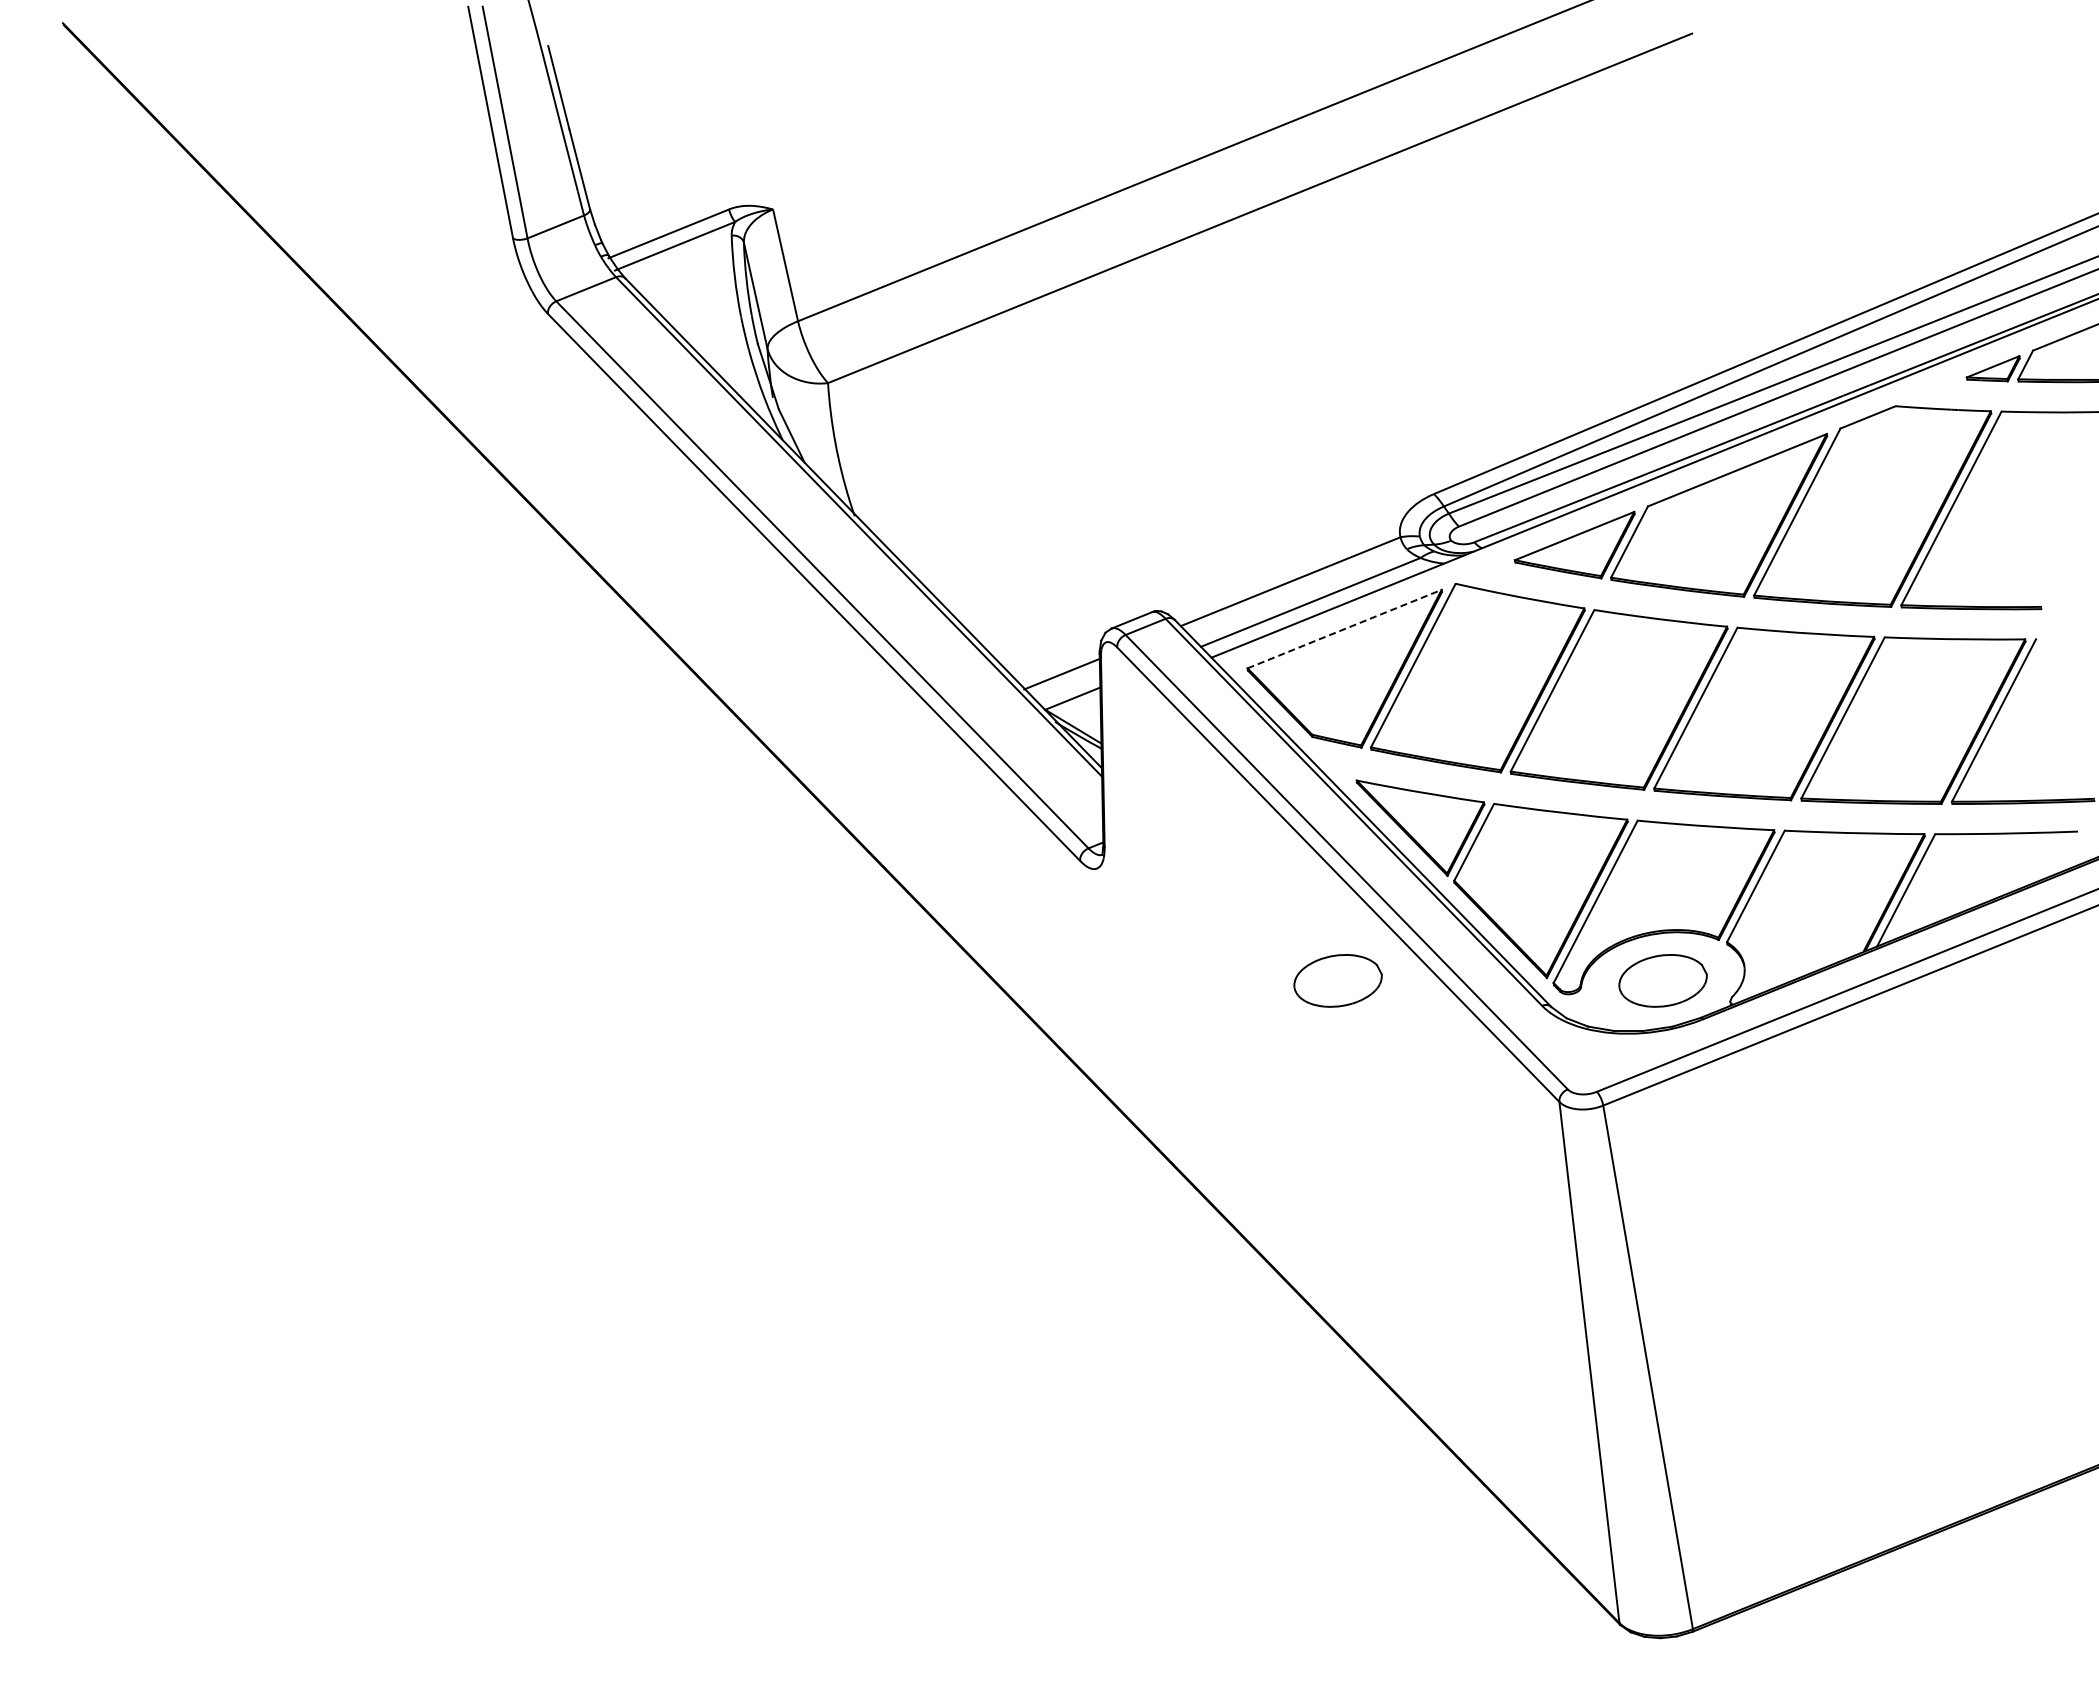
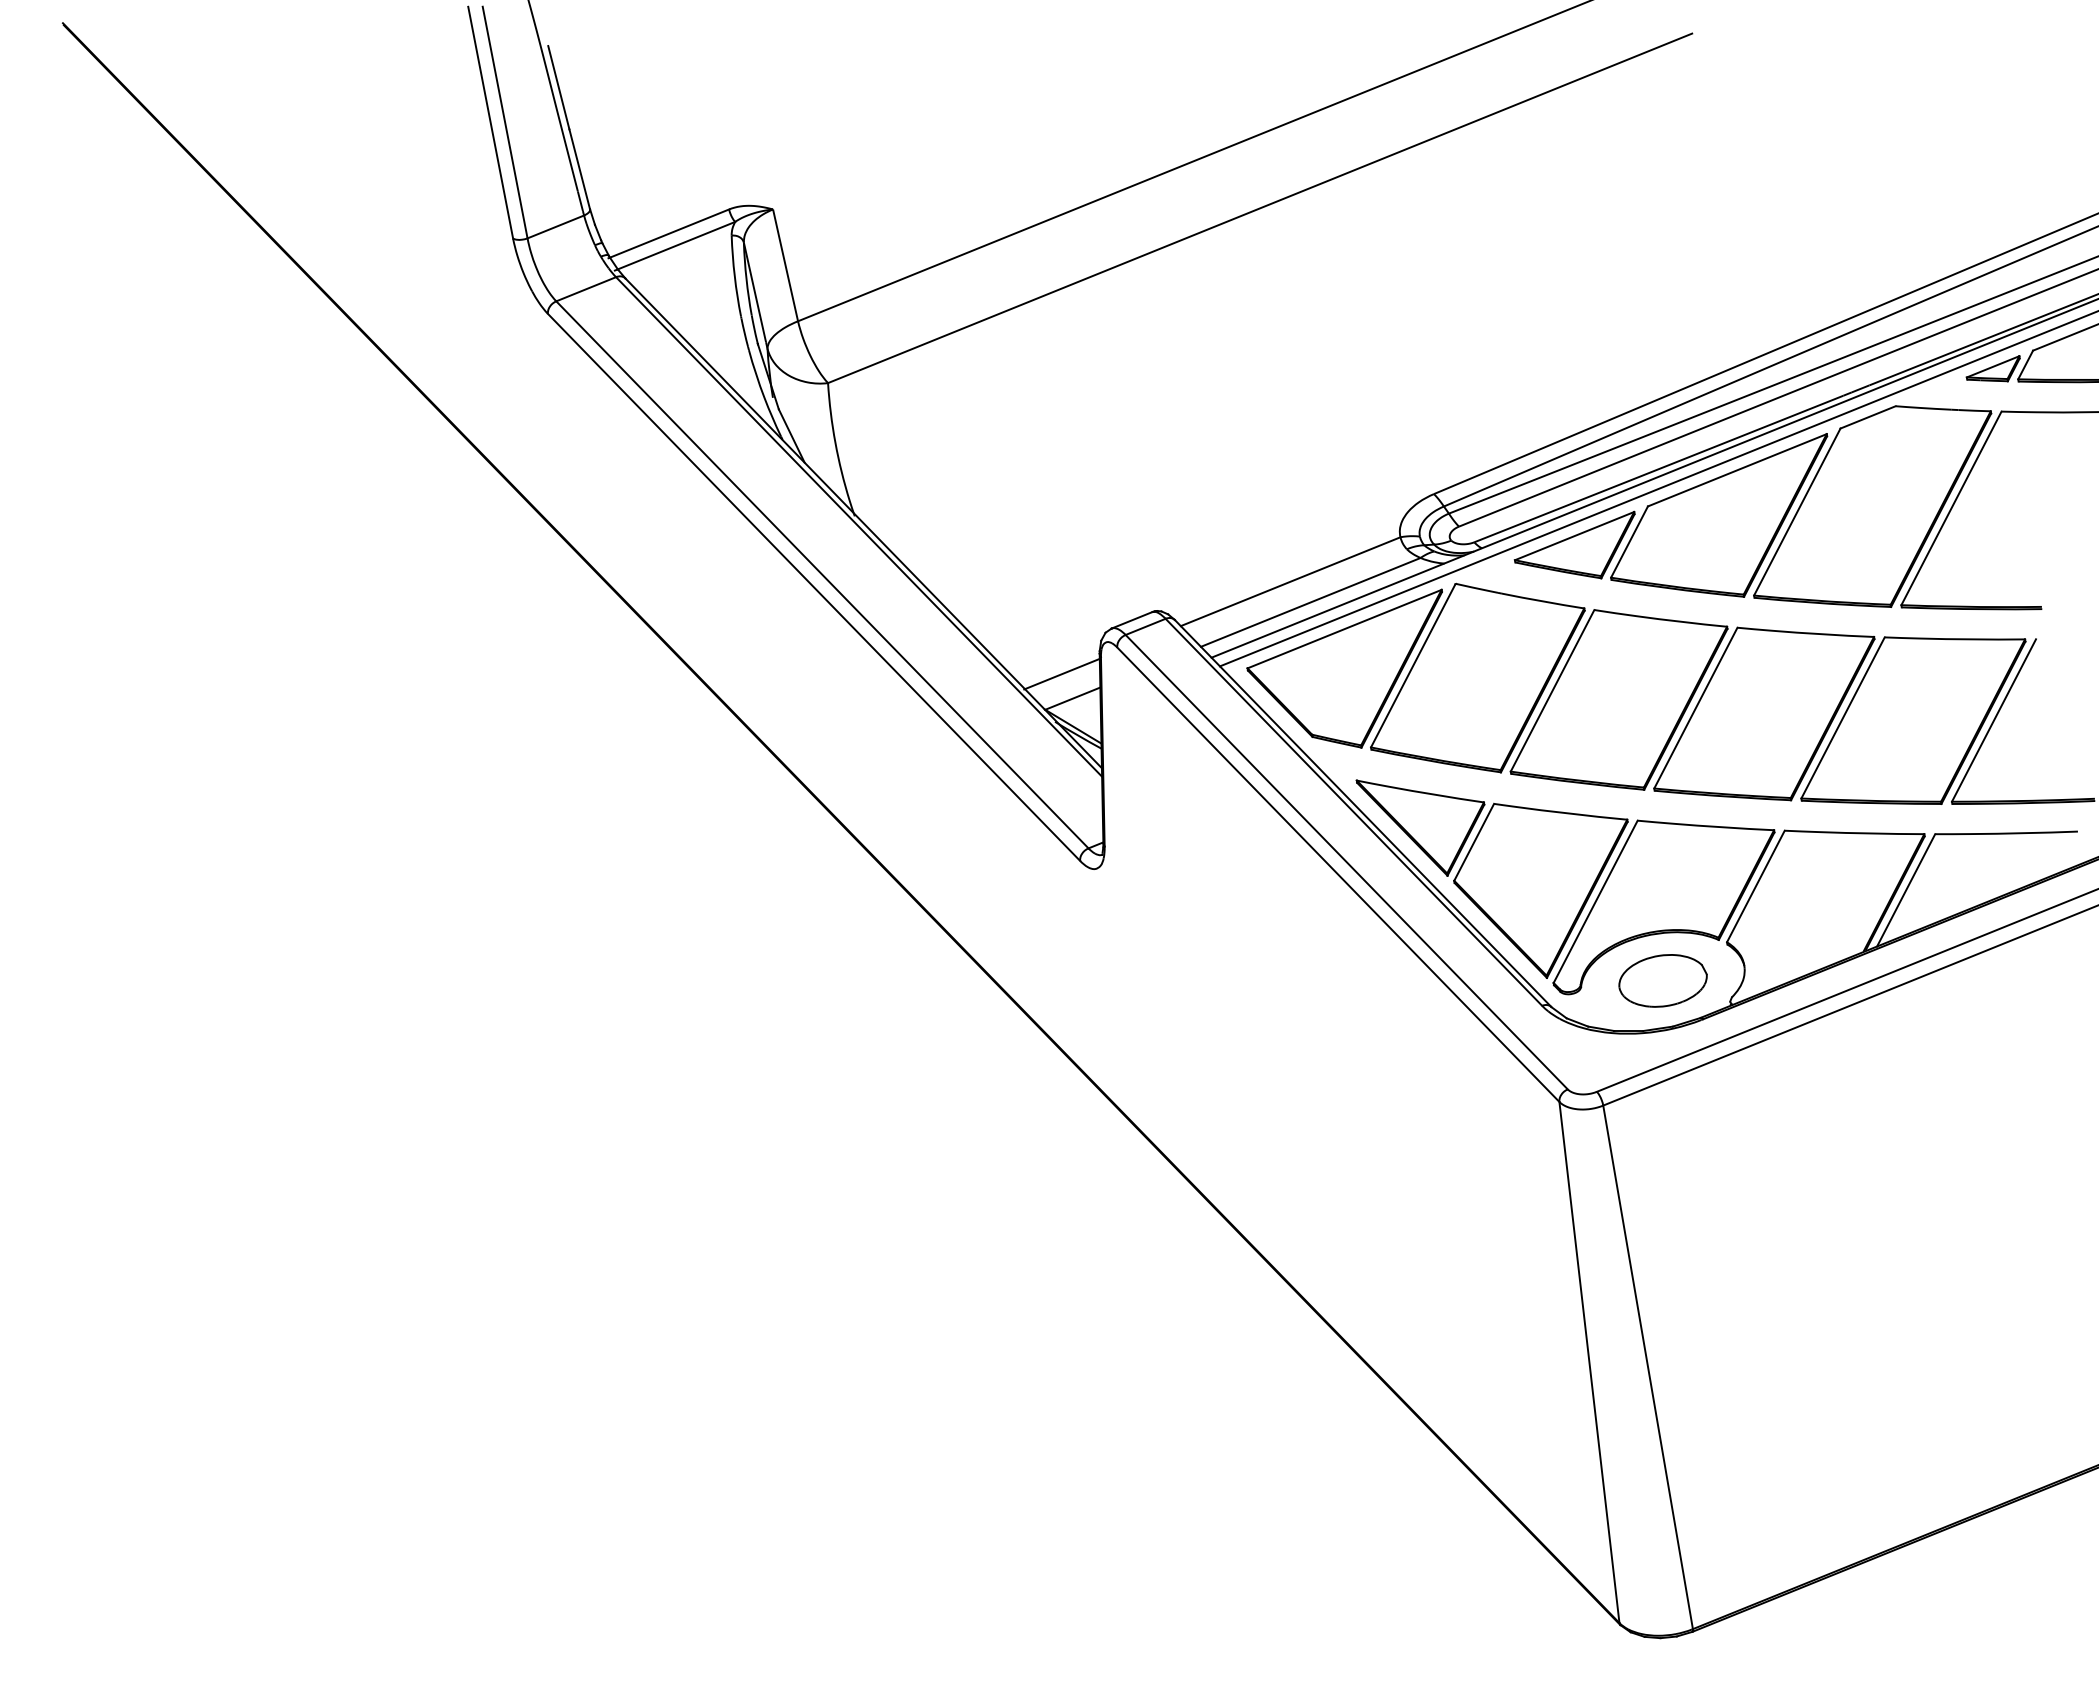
line: none -> present (1657, 489)
line: dashed -> solid (1344, 629)
part: present -> none (1337, 980)
